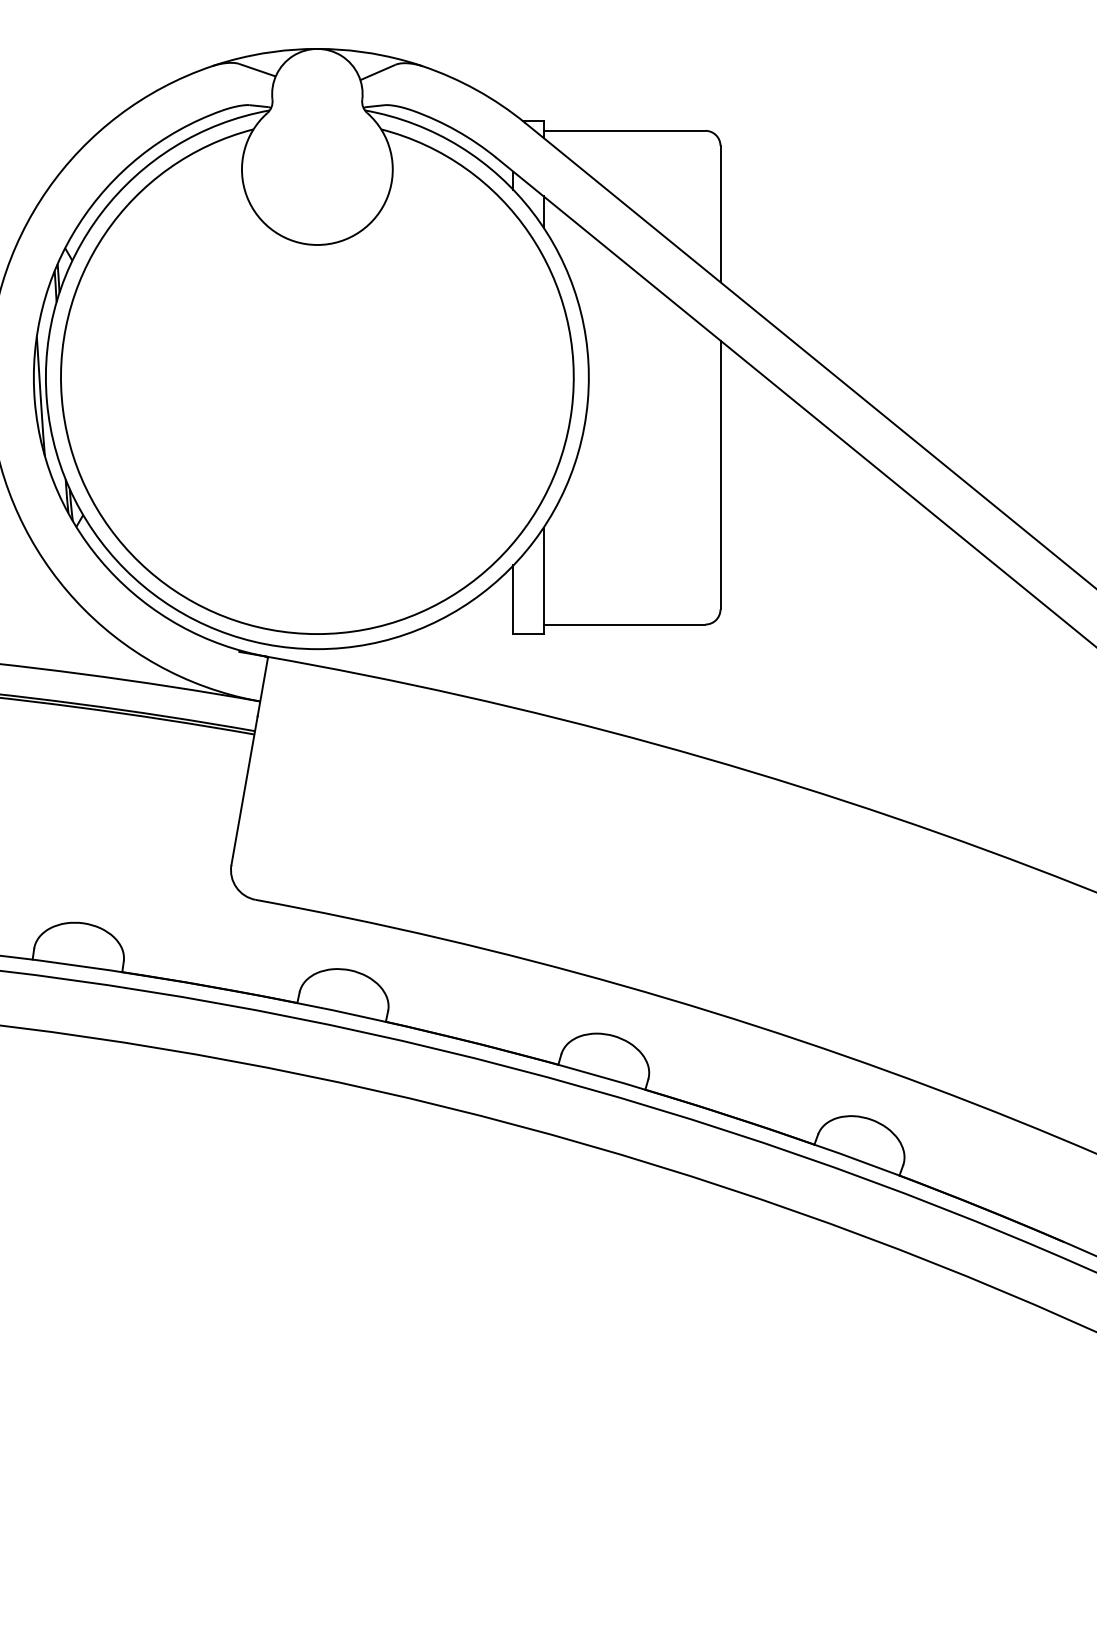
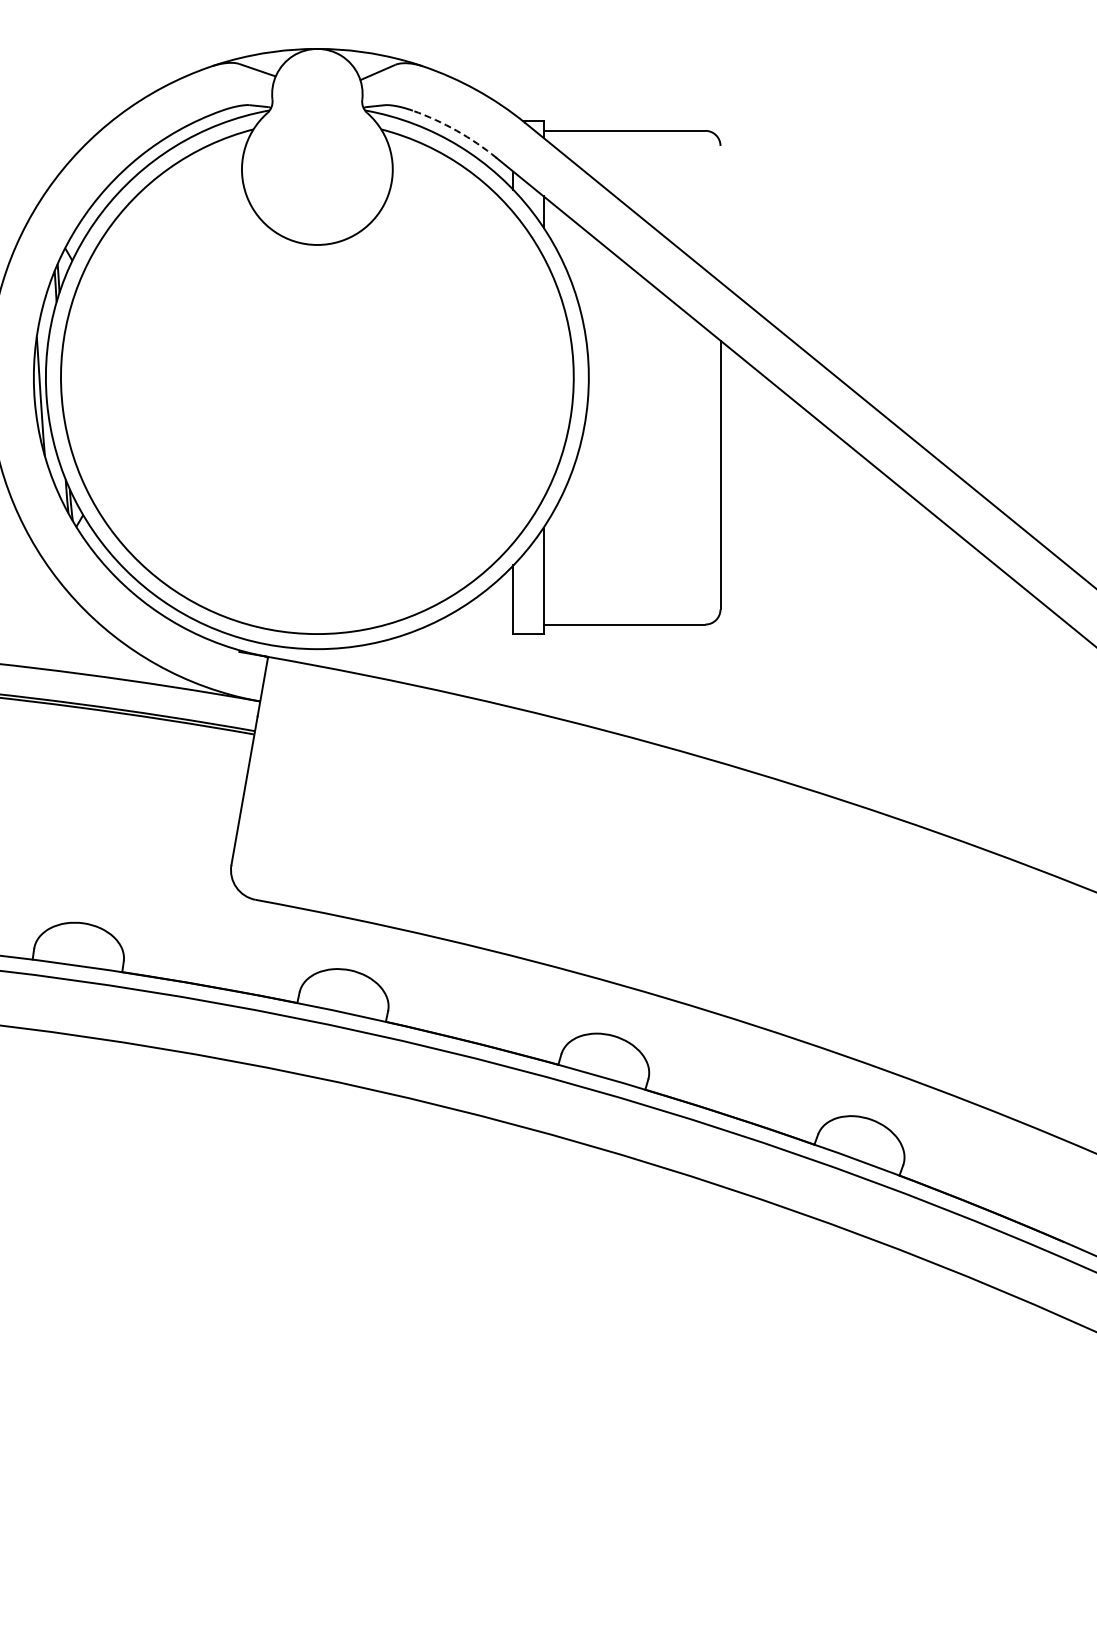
arc: solid -> dashed (456, 130)
line: present -> none (720, 213)
